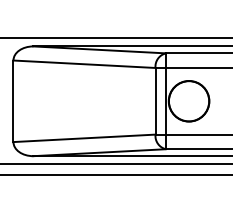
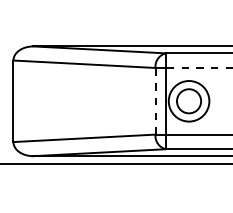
line: present -> none (115, 38)
line: solid -> dashed (198, 67)
line: solid -> dashed (155, 100)
circle diameter: 40 px -> 24 px (189, 101)
line: present -> none (115, 174)
